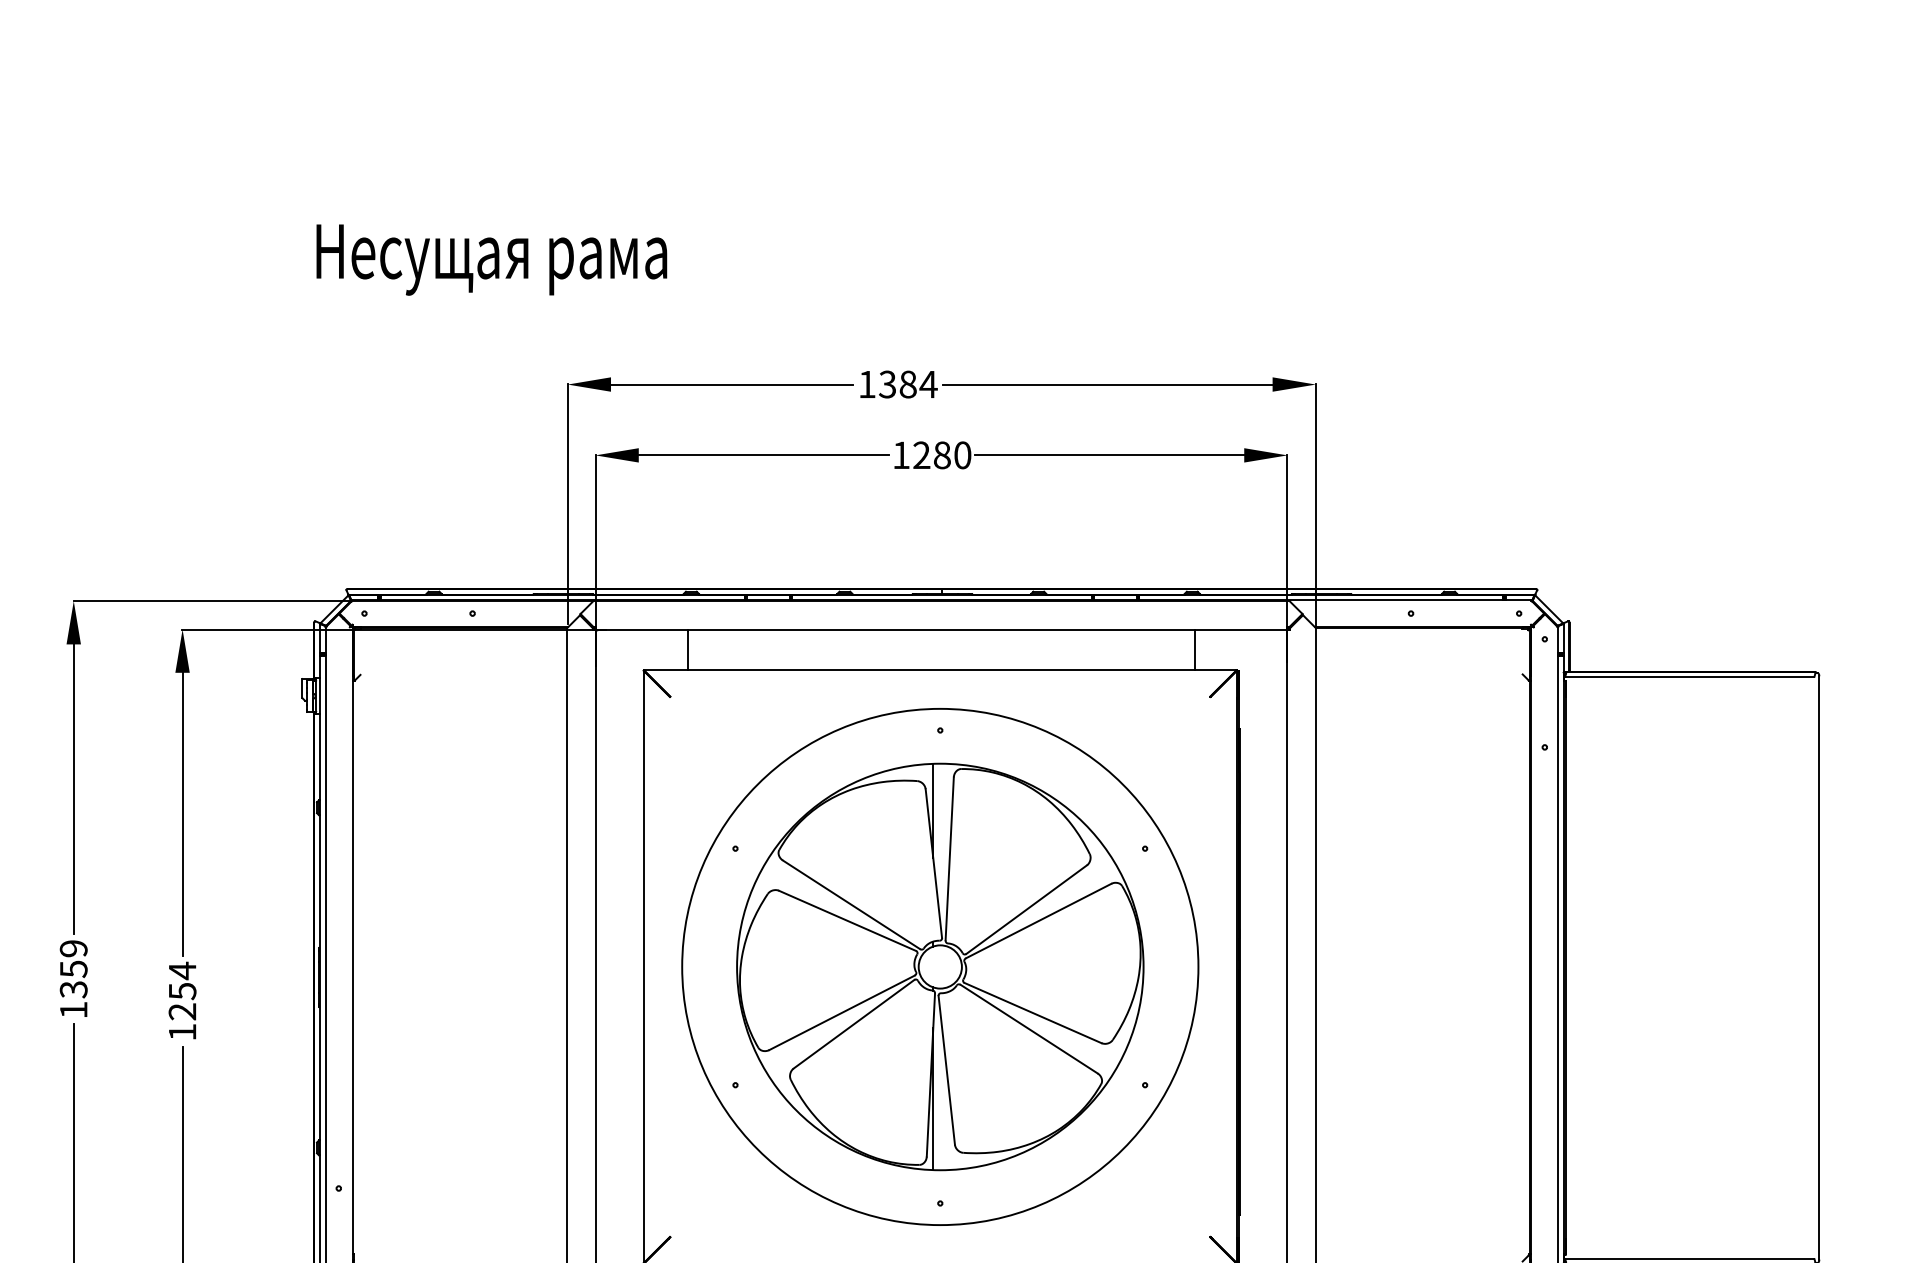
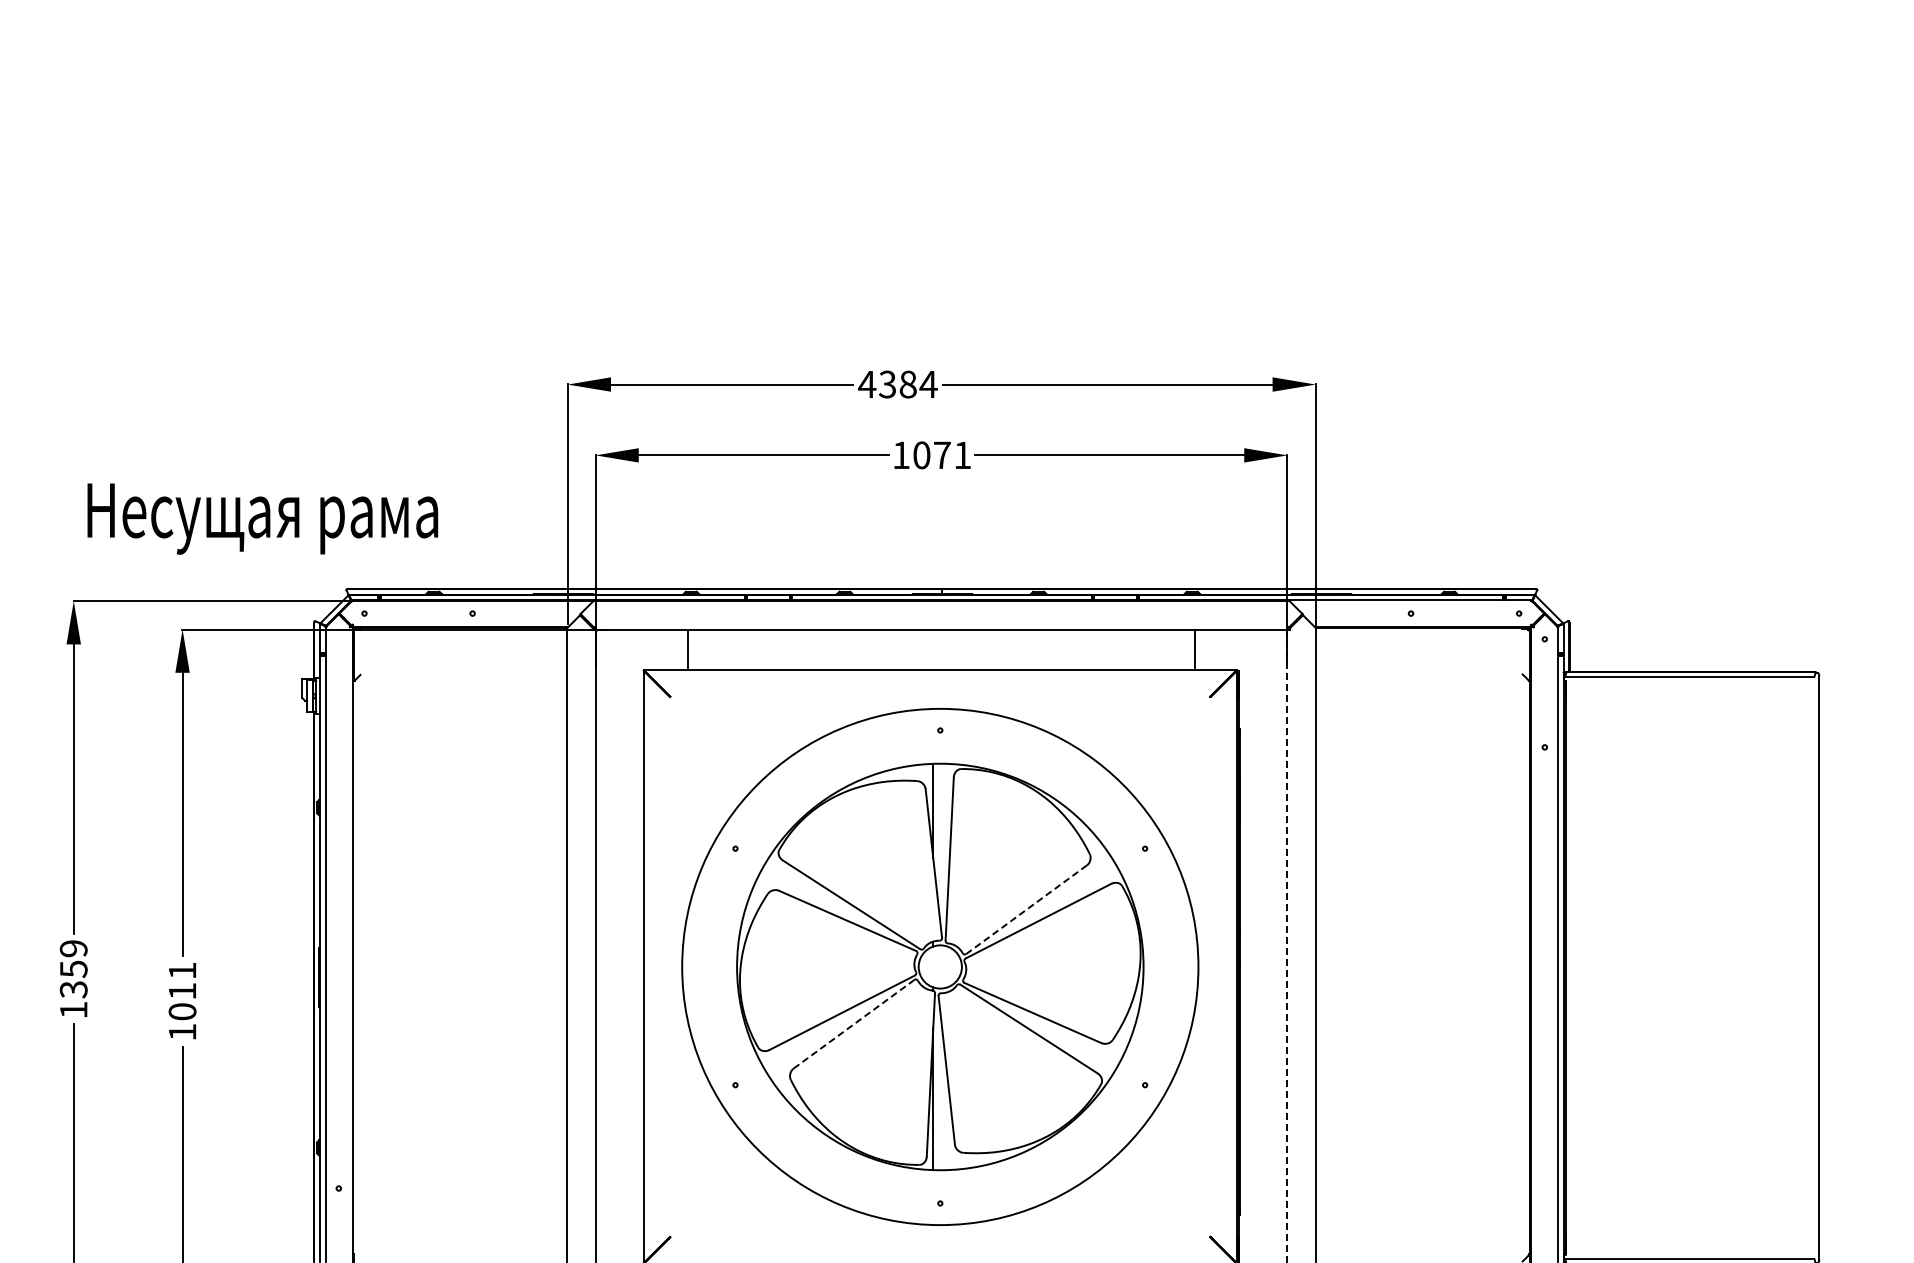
text position: (491, 259) -> (262, 518) (262, 518)
text: 1384 -> 4384 (867, 384)
text: 1280 -> 1071 (942, 455)
line: solid -> dashed (1026, 909)
line: solid -> dashed (1287, 945)
text: 1254 -> 1011 (182, 990)
line: solid -> dashed (853, 1024)
